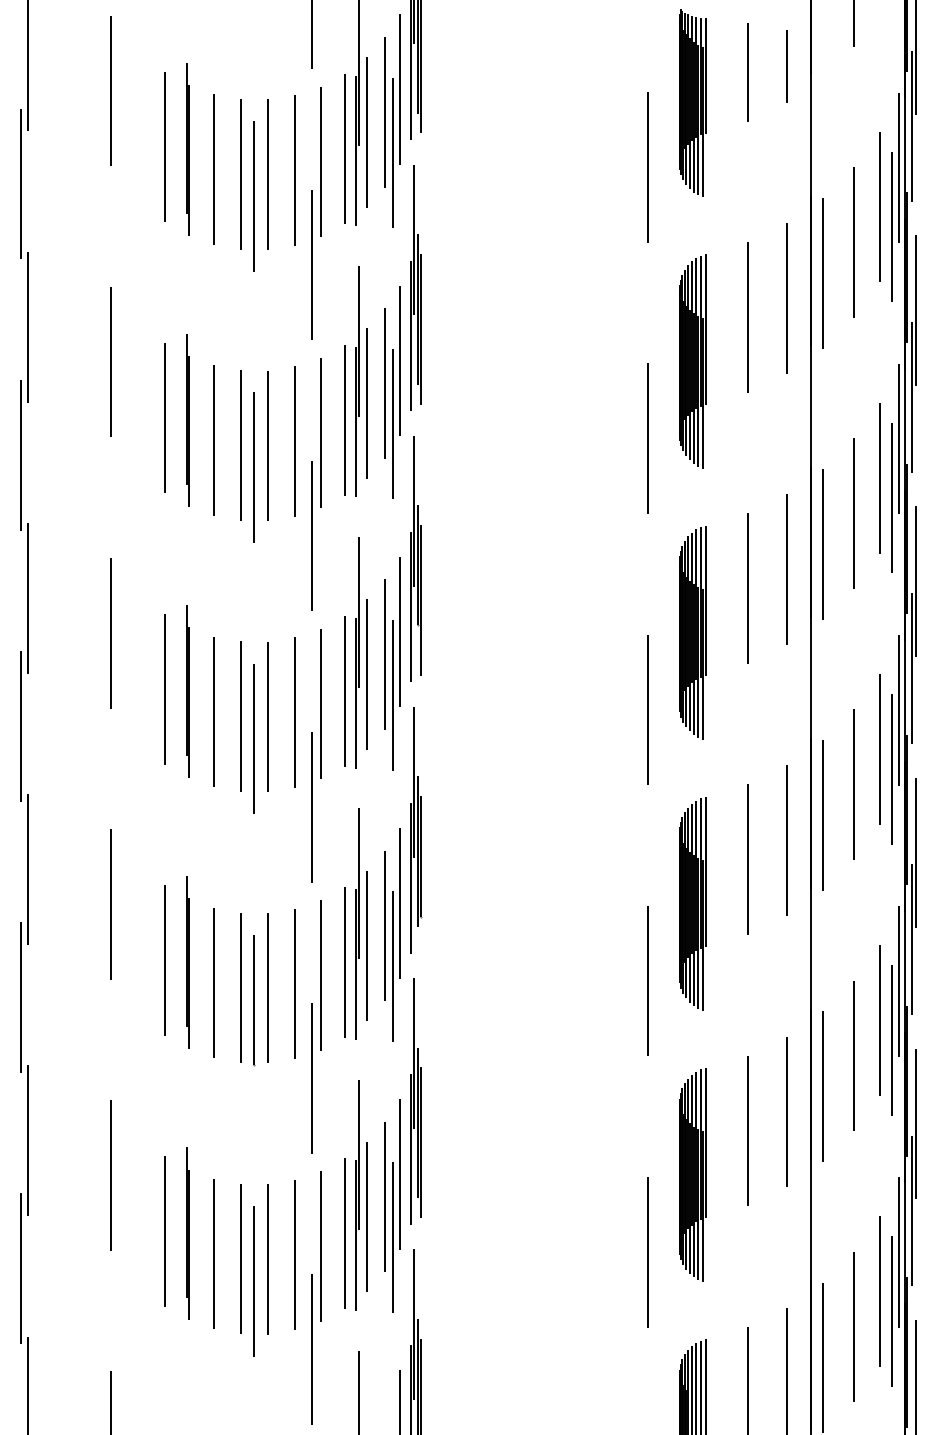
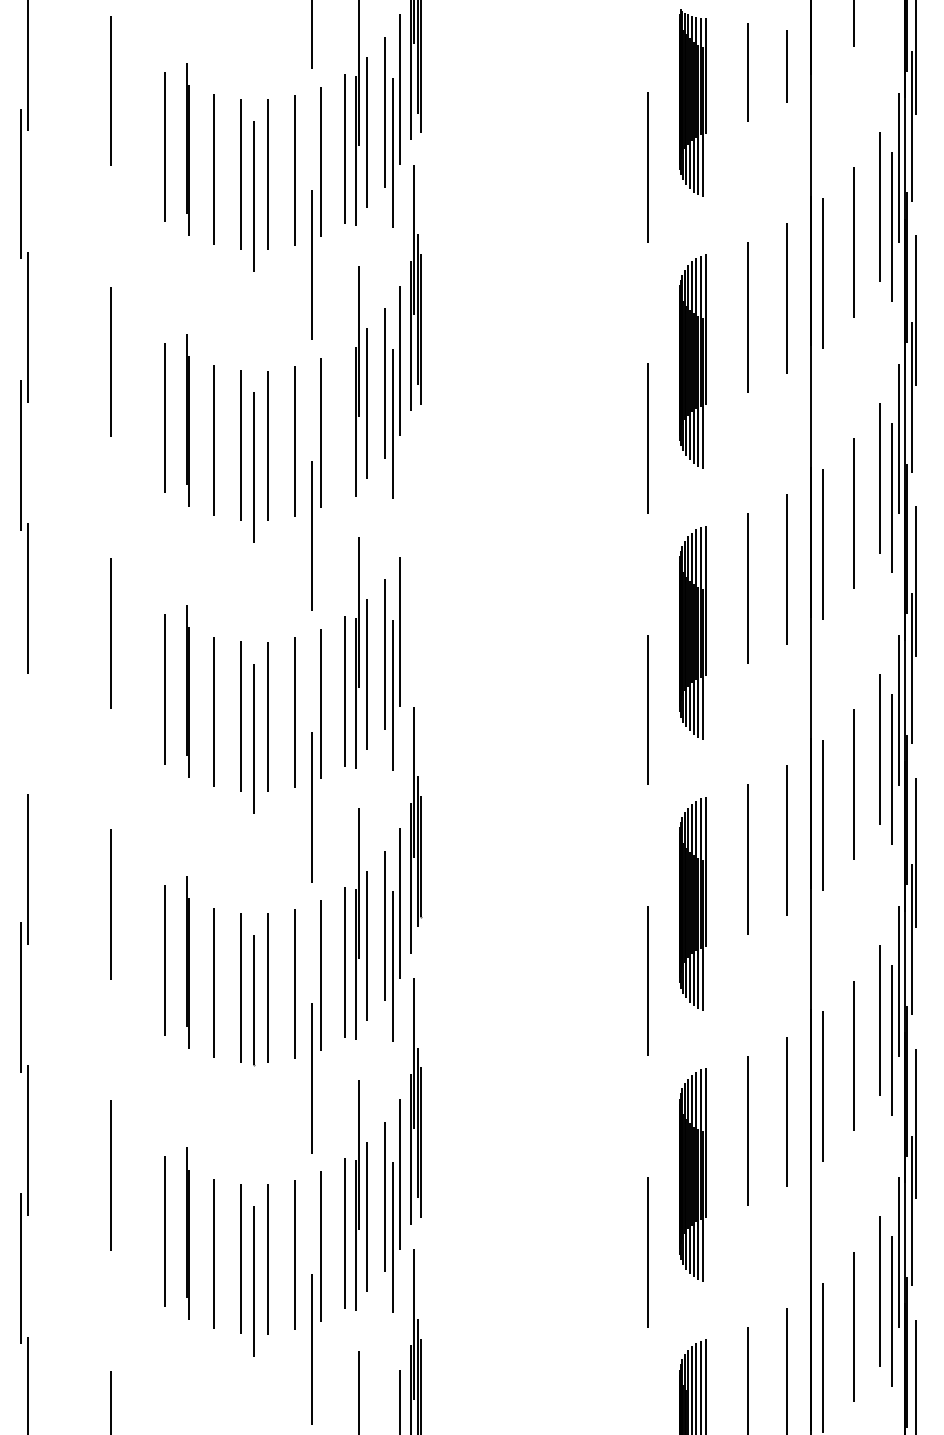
line: present -> none (344, 420)
part: present -> none (415, 558)
line: present -> none (21, 726)
